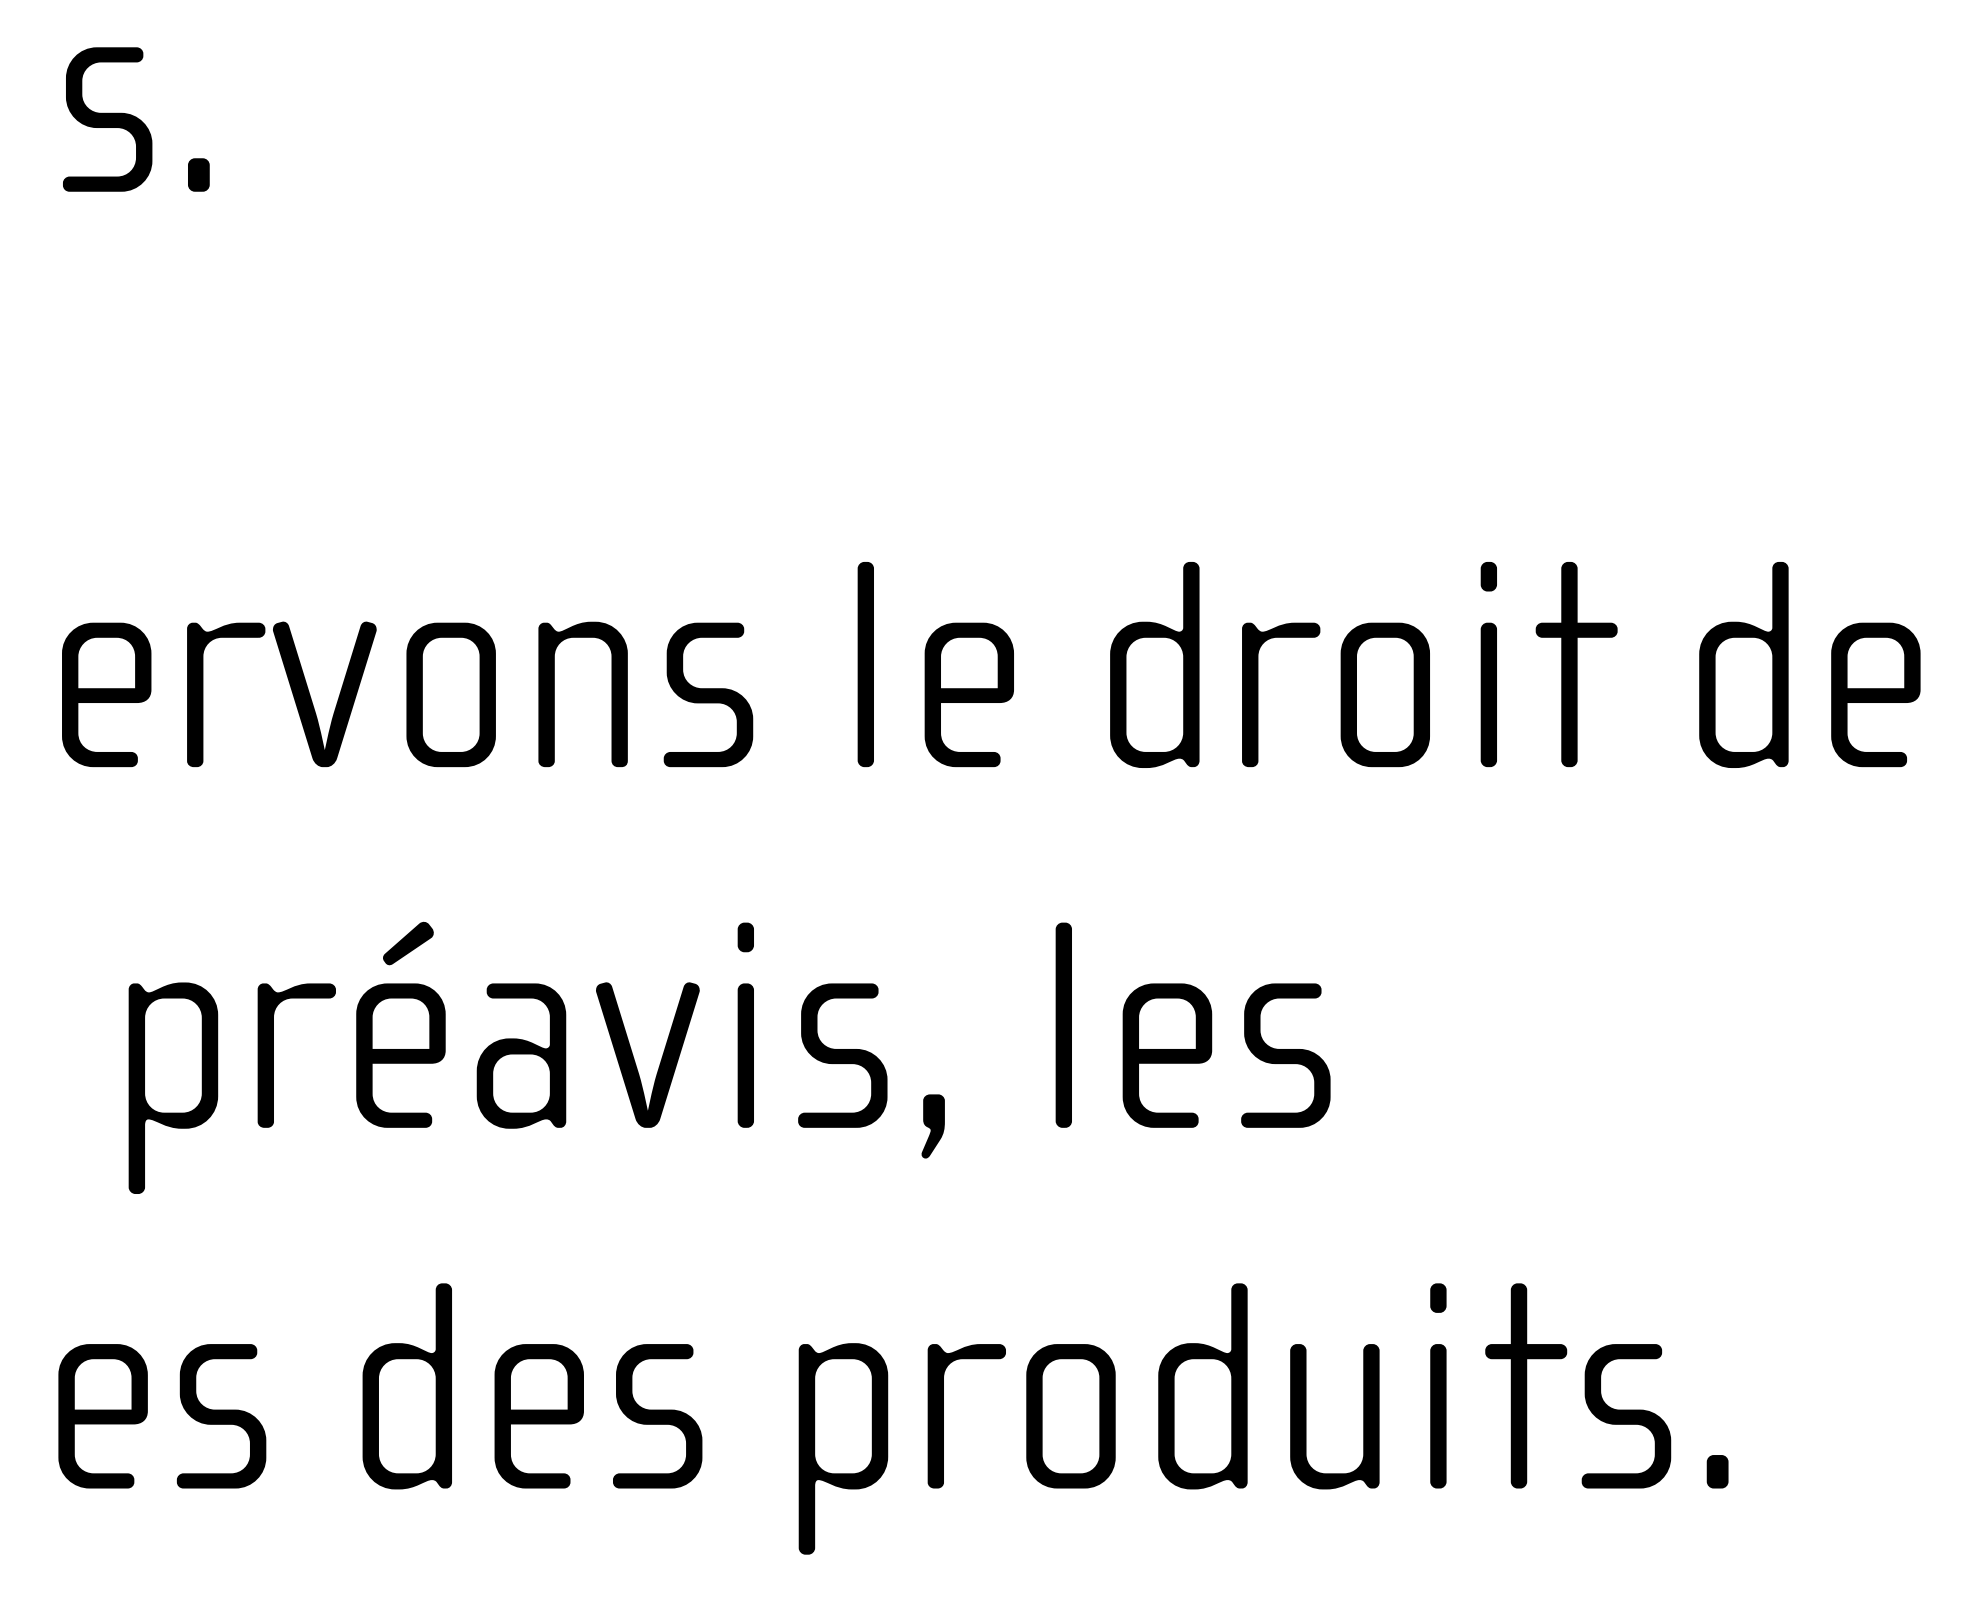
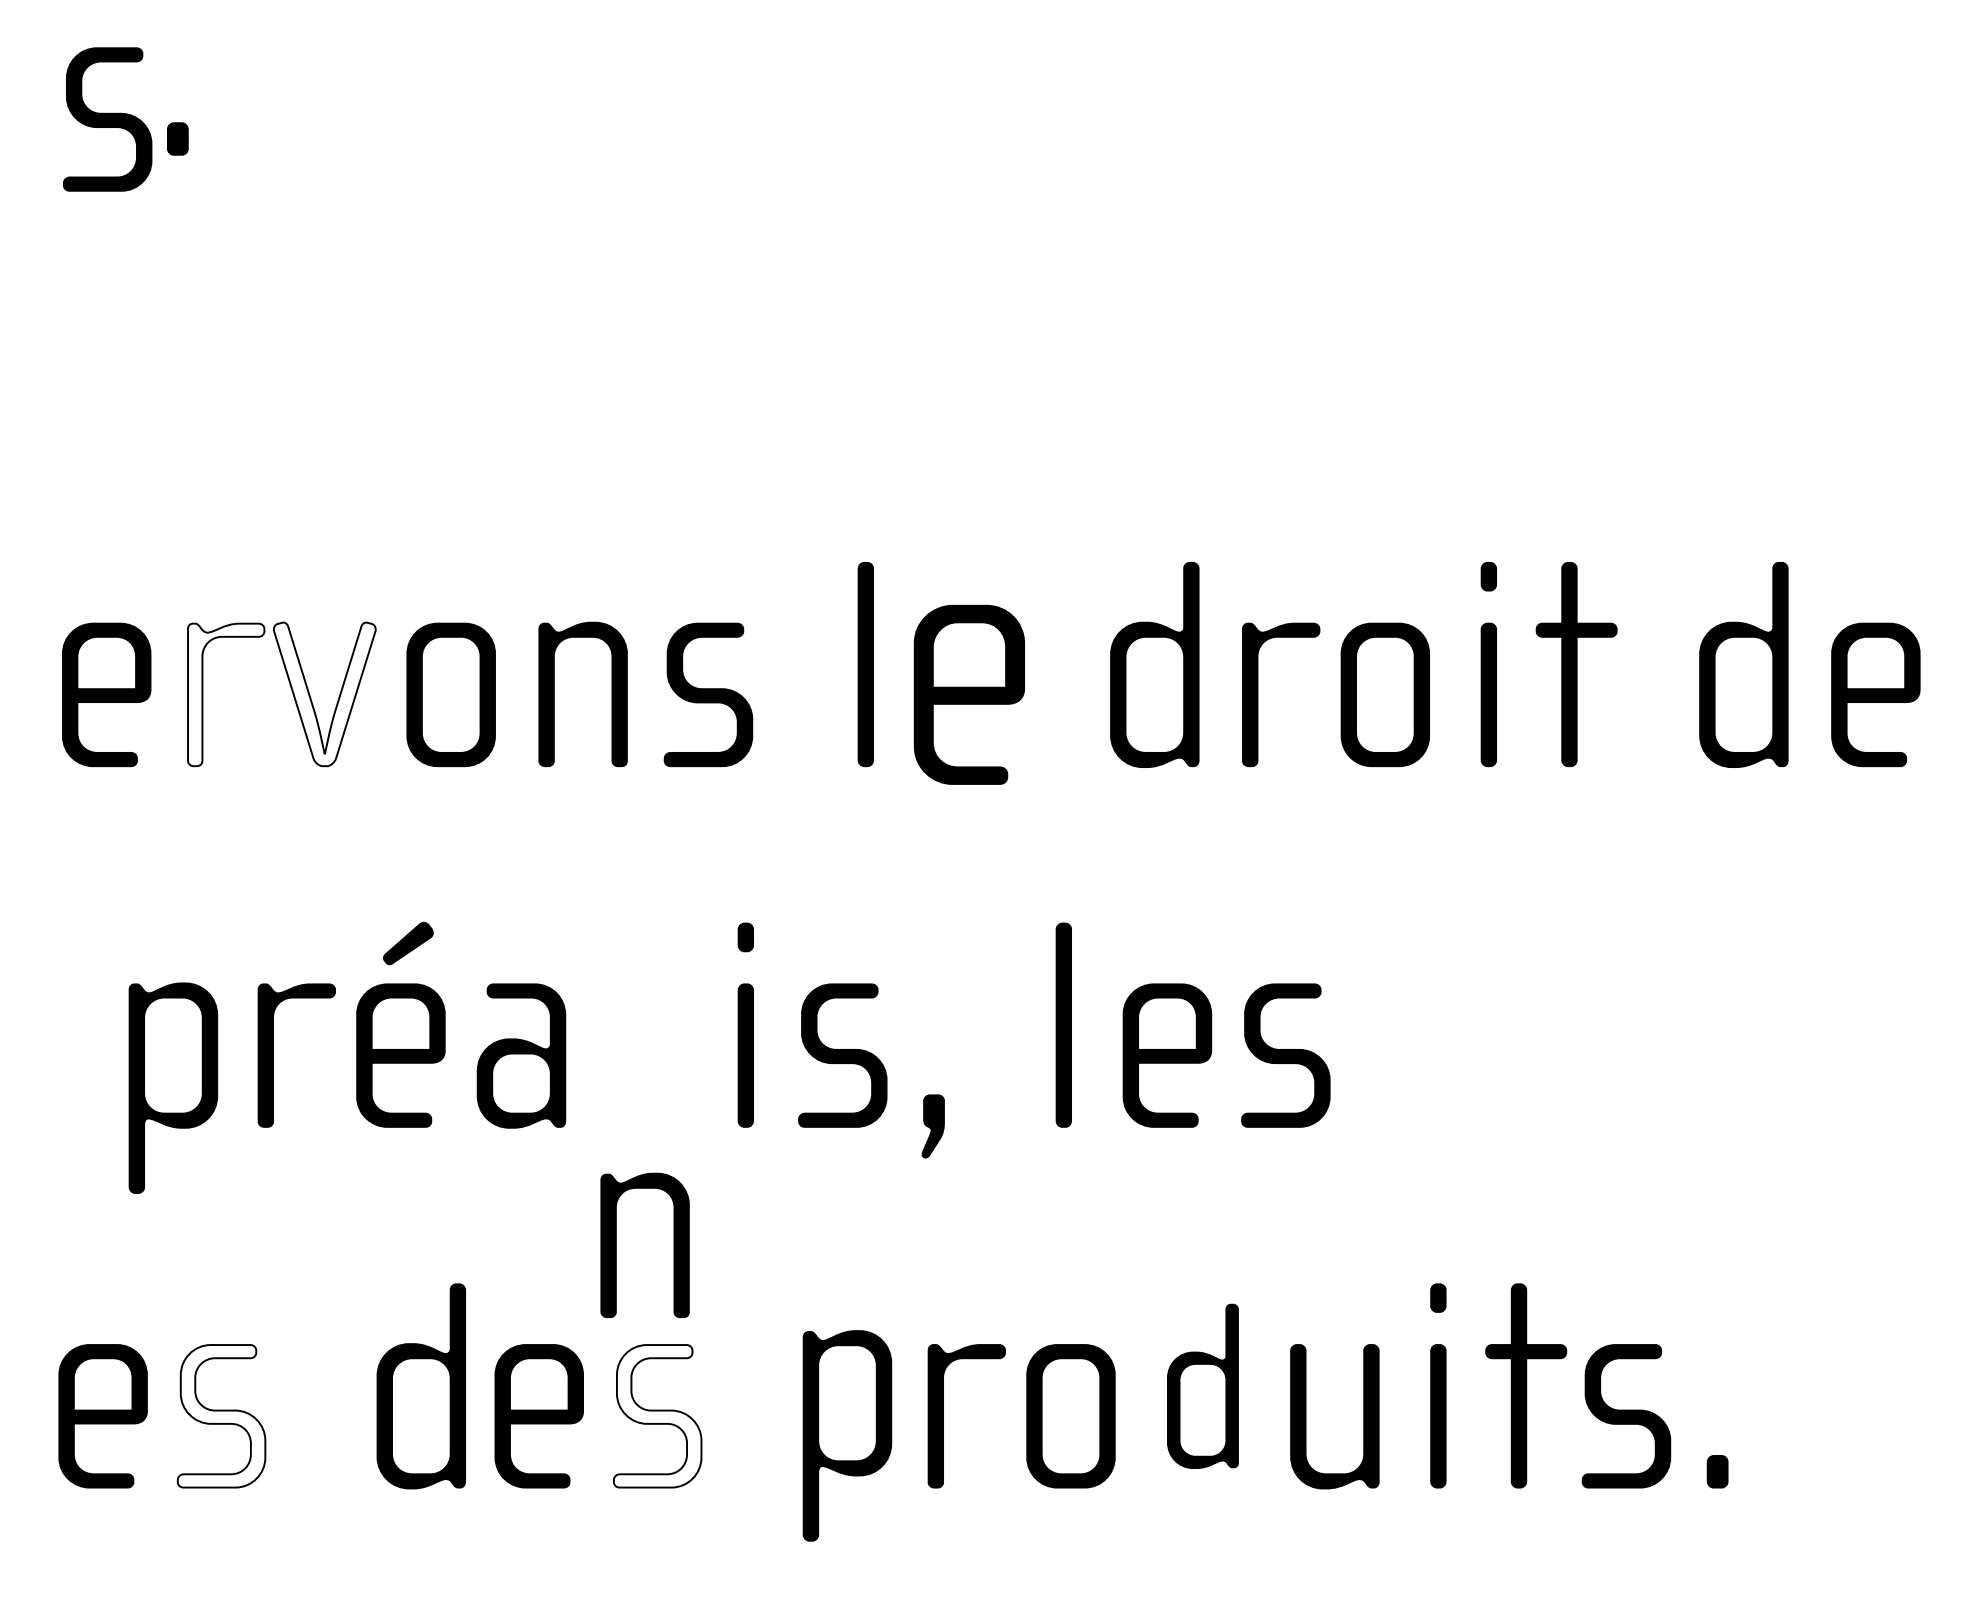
part position: (198, 174) -> (177, 138) (177, 138)
fill: present -> none (226, 694)
fill: present -> none (324, 694)
part size: 90x146 px -> 112x180 px (968, 694)
part: present -> none (634, 1058)
part: none -> present (616, 1245)
part position: (406, 1386) -> (420, 1386) (420, 1386)
part size: 90x207 px -> 72x166 px (1202, 1385)
fill: present -> none (221, 1416)
fill: present -> none (657, 1416)
part position: (843, 1448) -> (847, 1435) (847, 1435)
